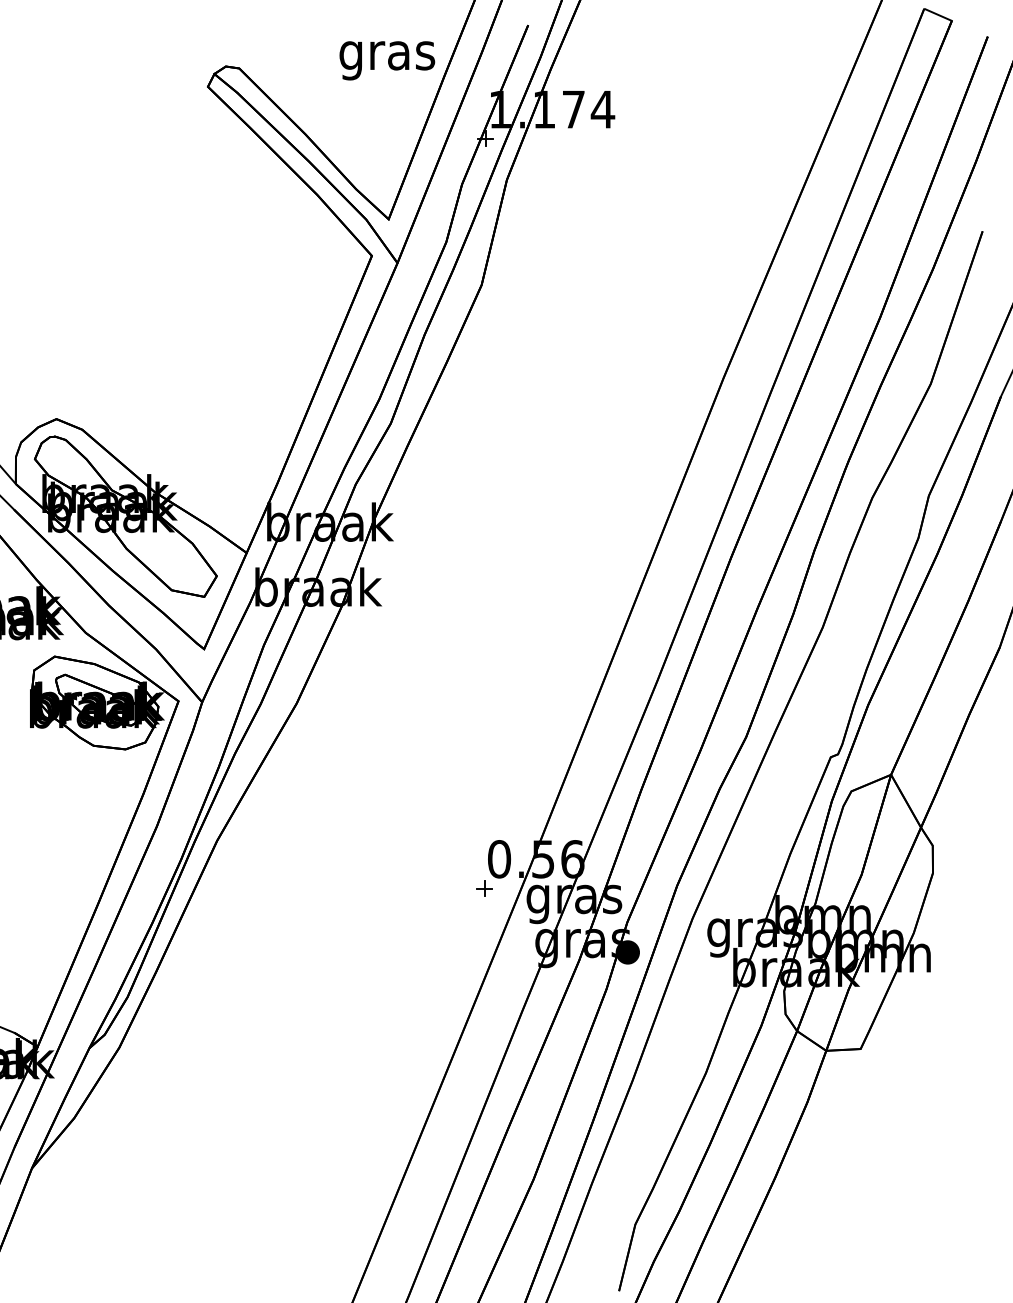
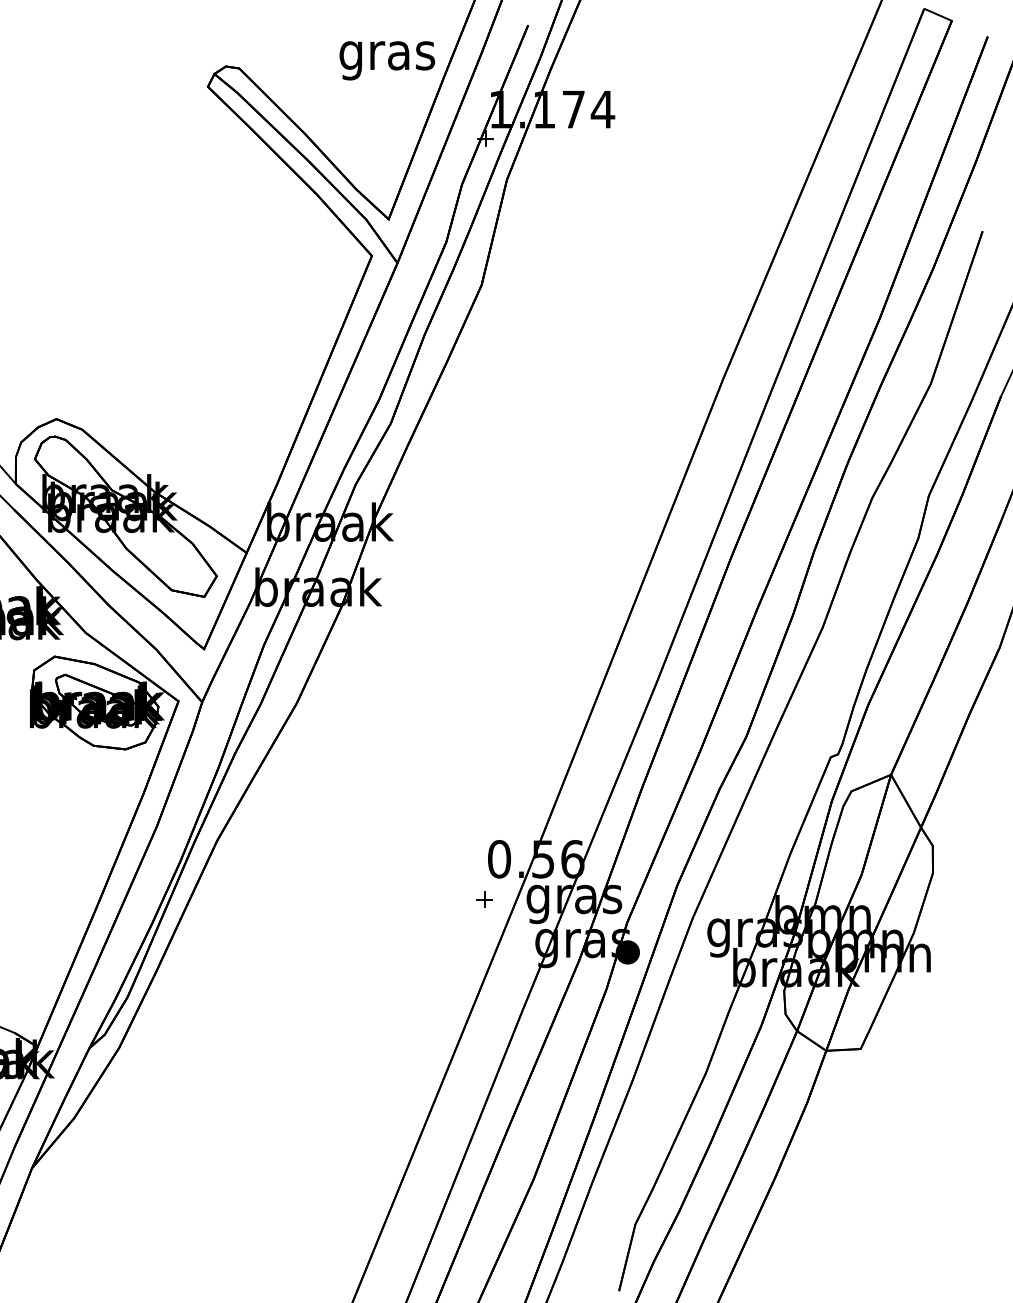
part position: (484, 888) -> (484, 899) (484, 899)
